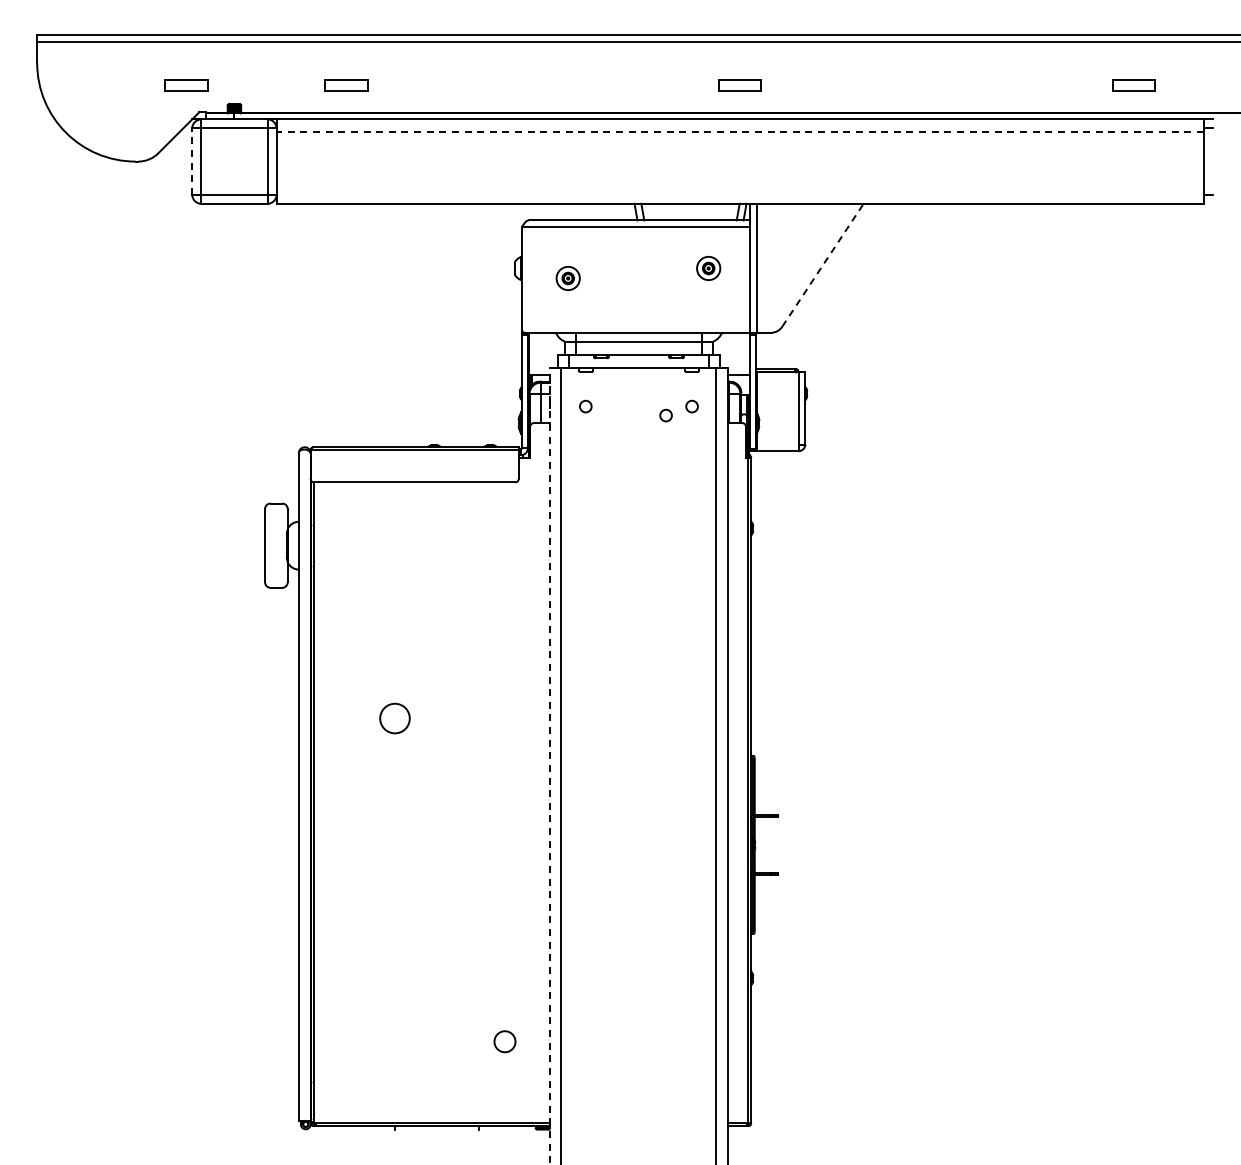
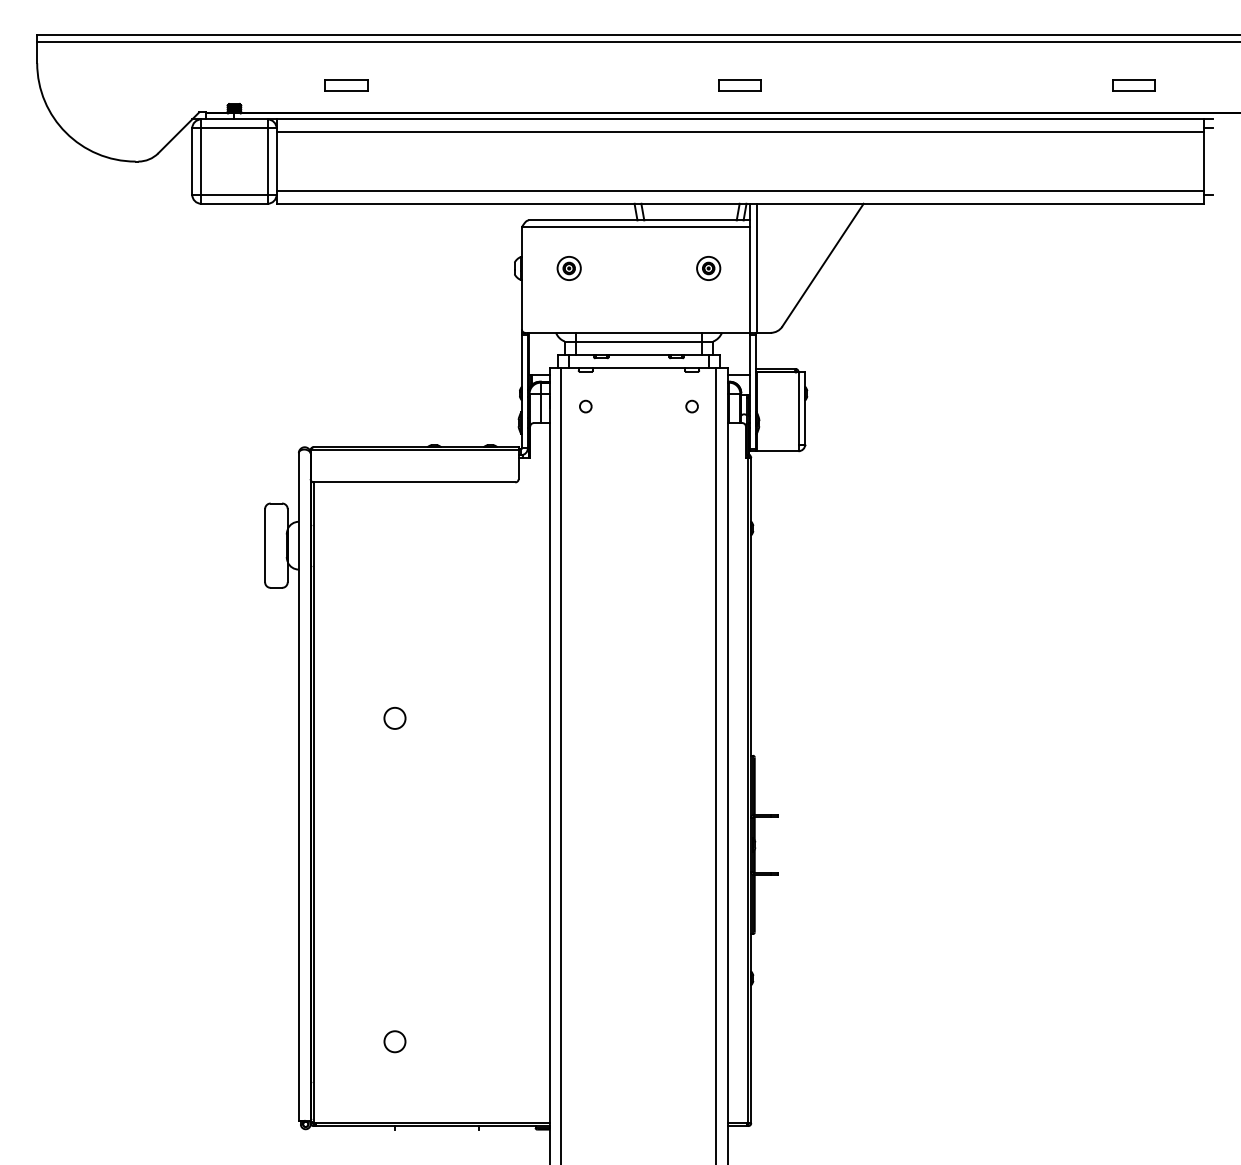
part: present -> none (186, 85)
line: dashed -> solid (740, 131)
line: dashed -> solid (192, 161)
line: none -> present (739, 191)
line: dashed -> solid (823, 265)
part position: (567, 278) -> (568, 268) (568, 268)
circle: present -> none (665, 415)
circle size: 32x33 px -> 24x24 px (394, 717)
line: dashed -> solid (550, 765)
circle position: (504, 1041) -> (394, 1041) (394, 1041)
